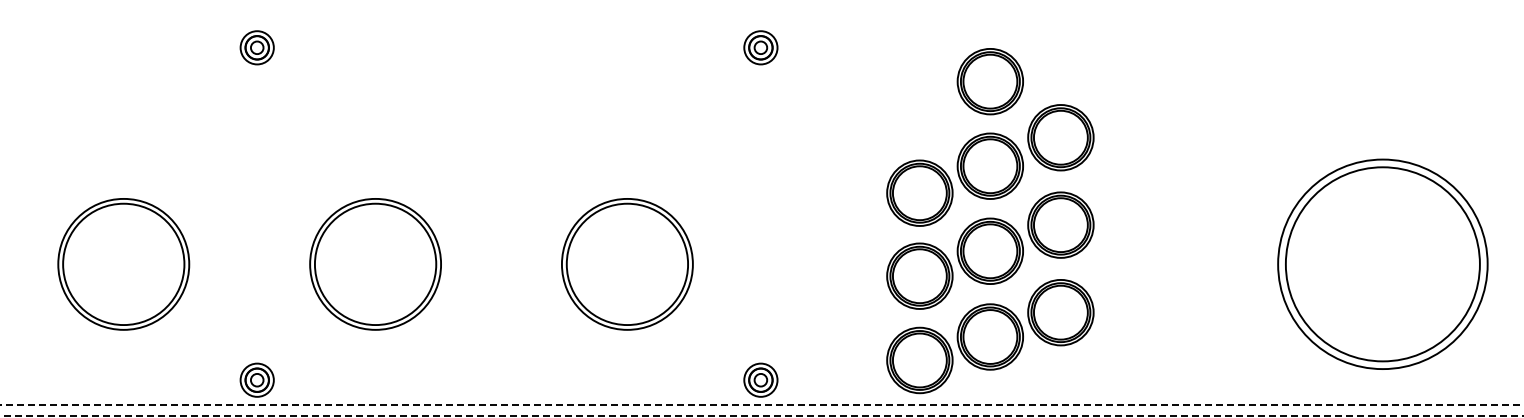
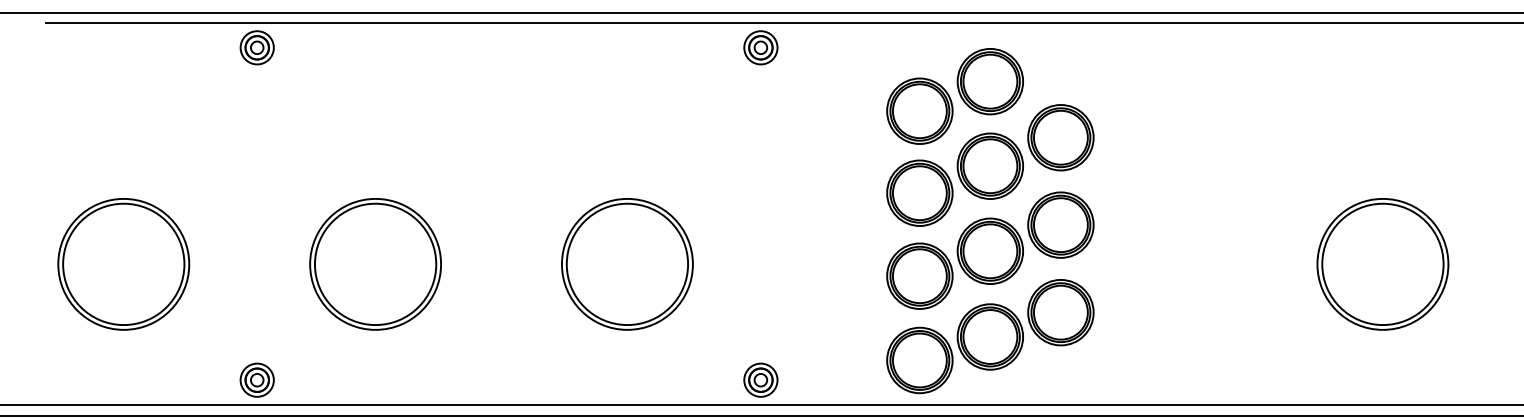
line: none -> present (761, 12)
line: none -> present (782, 22)
part: none -> present (919, 110)
part size: 212x212 px -> 134x133 px (1382, 264)
line: dashed -> solid (761, 405)
line: dashed -> solid (762, 415)
